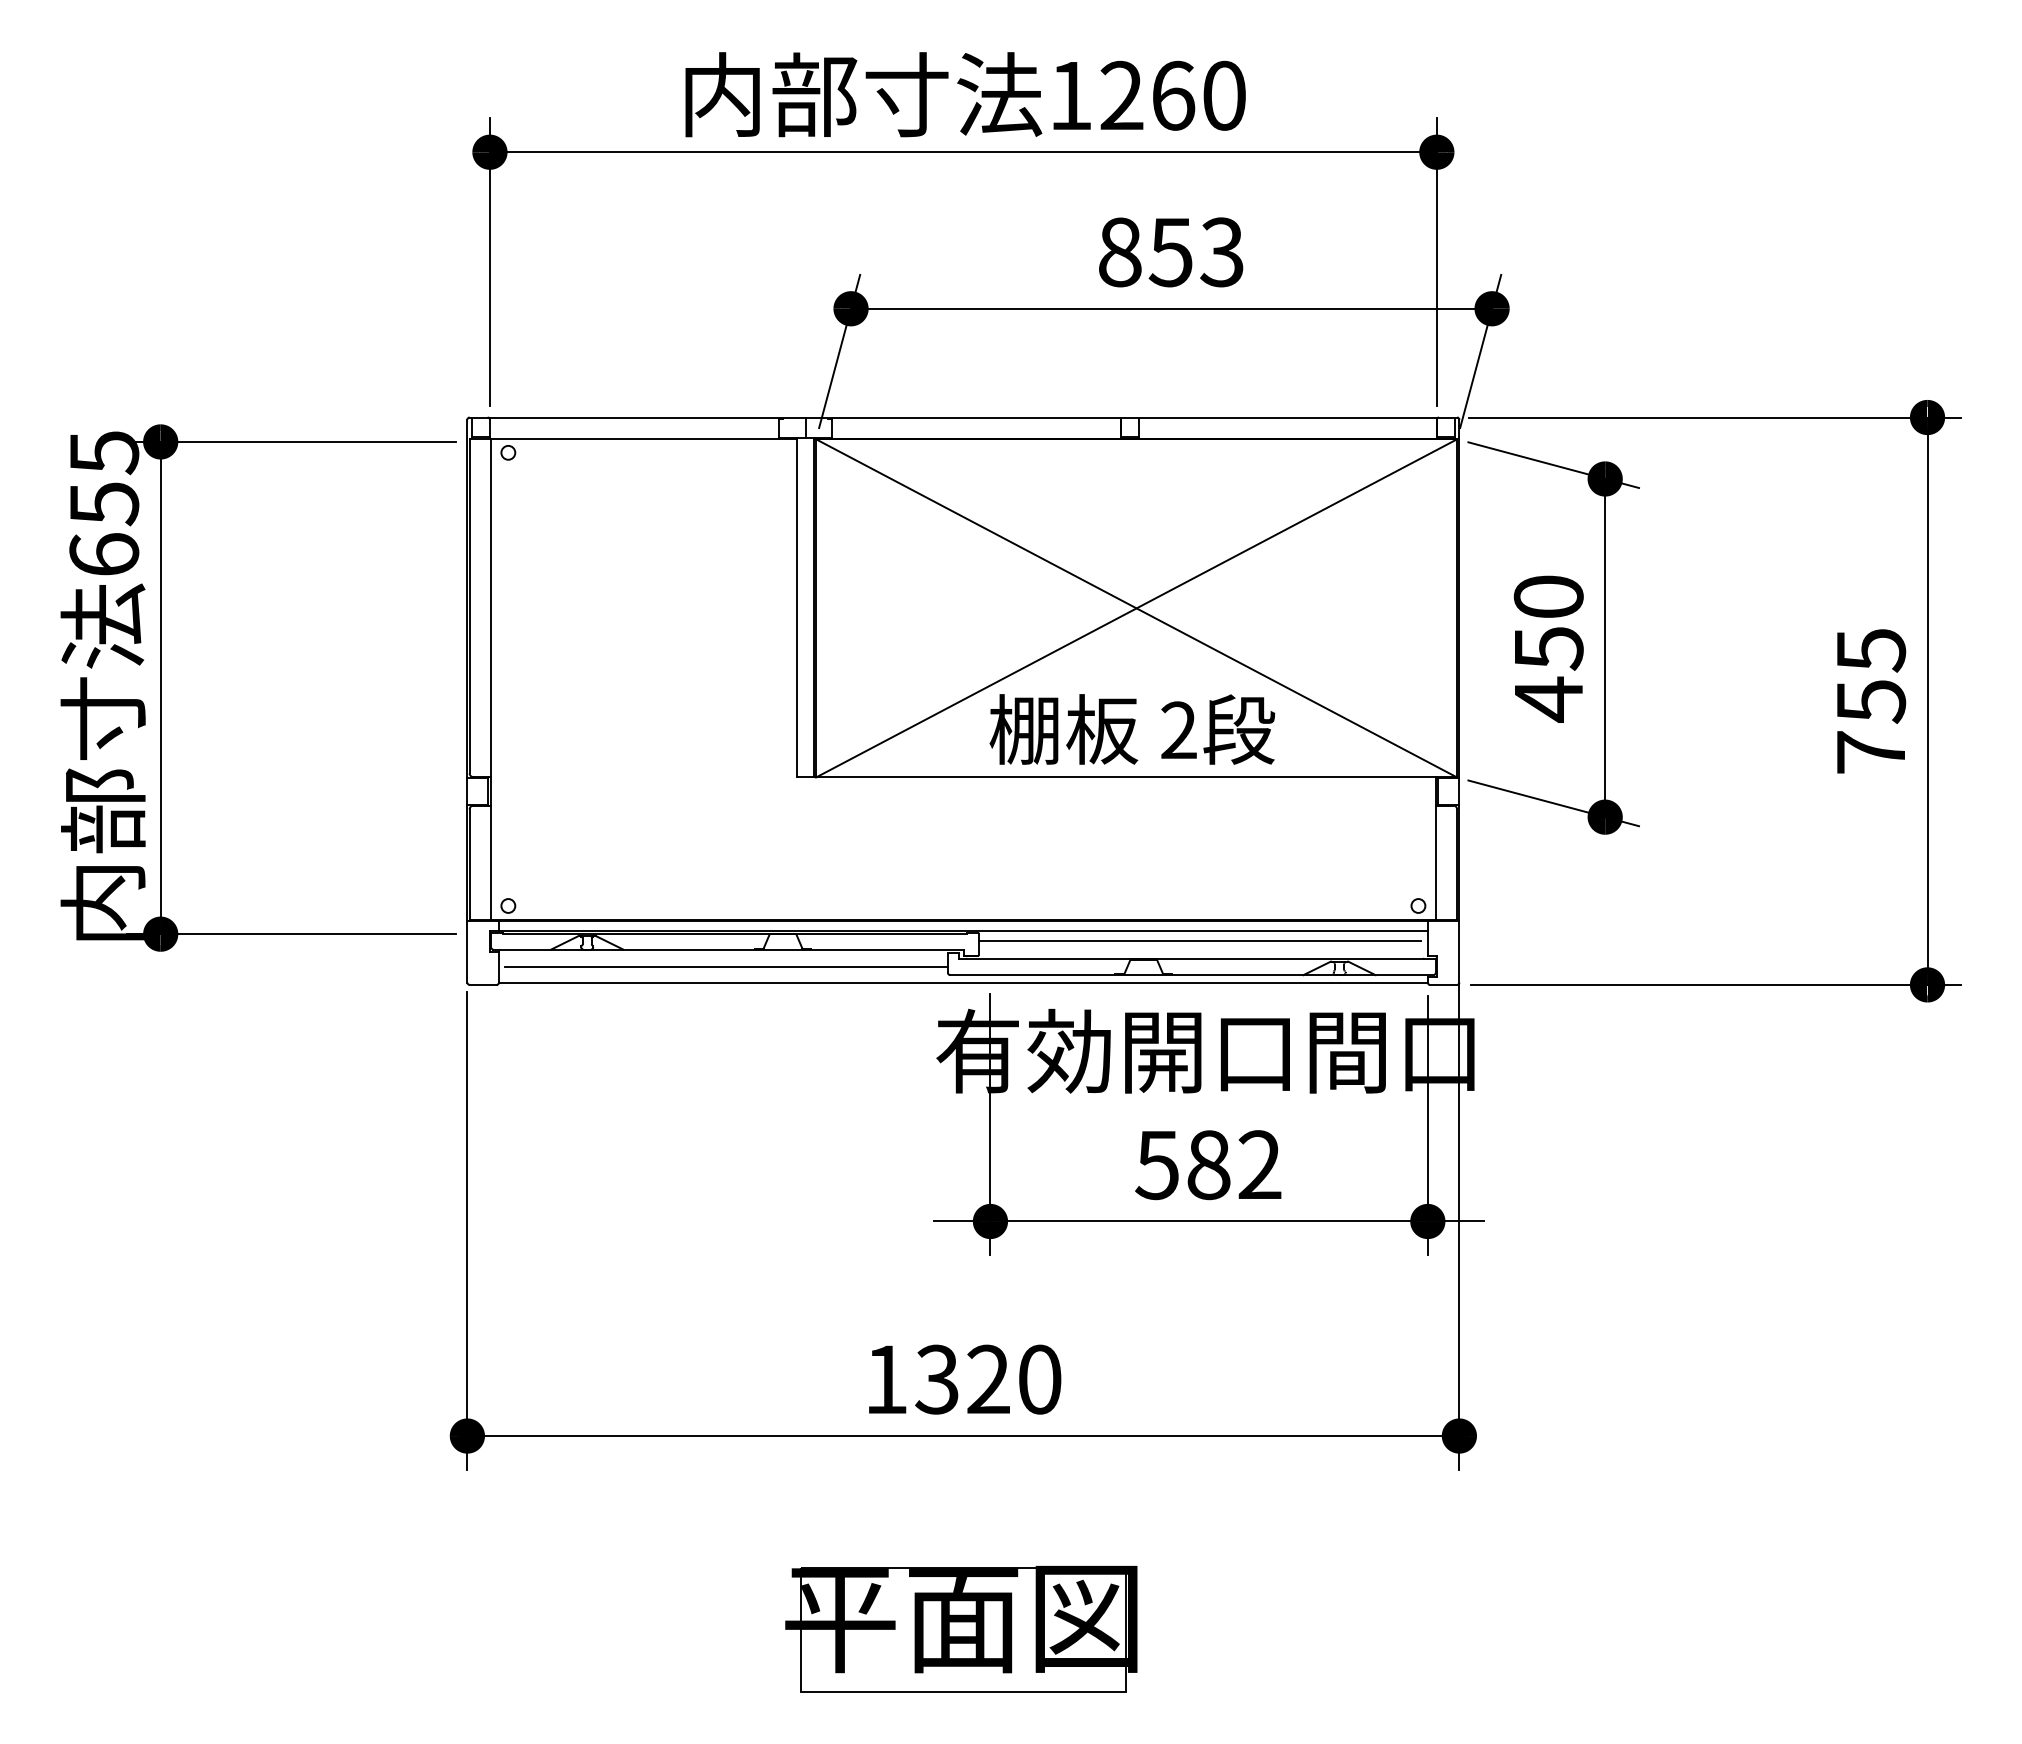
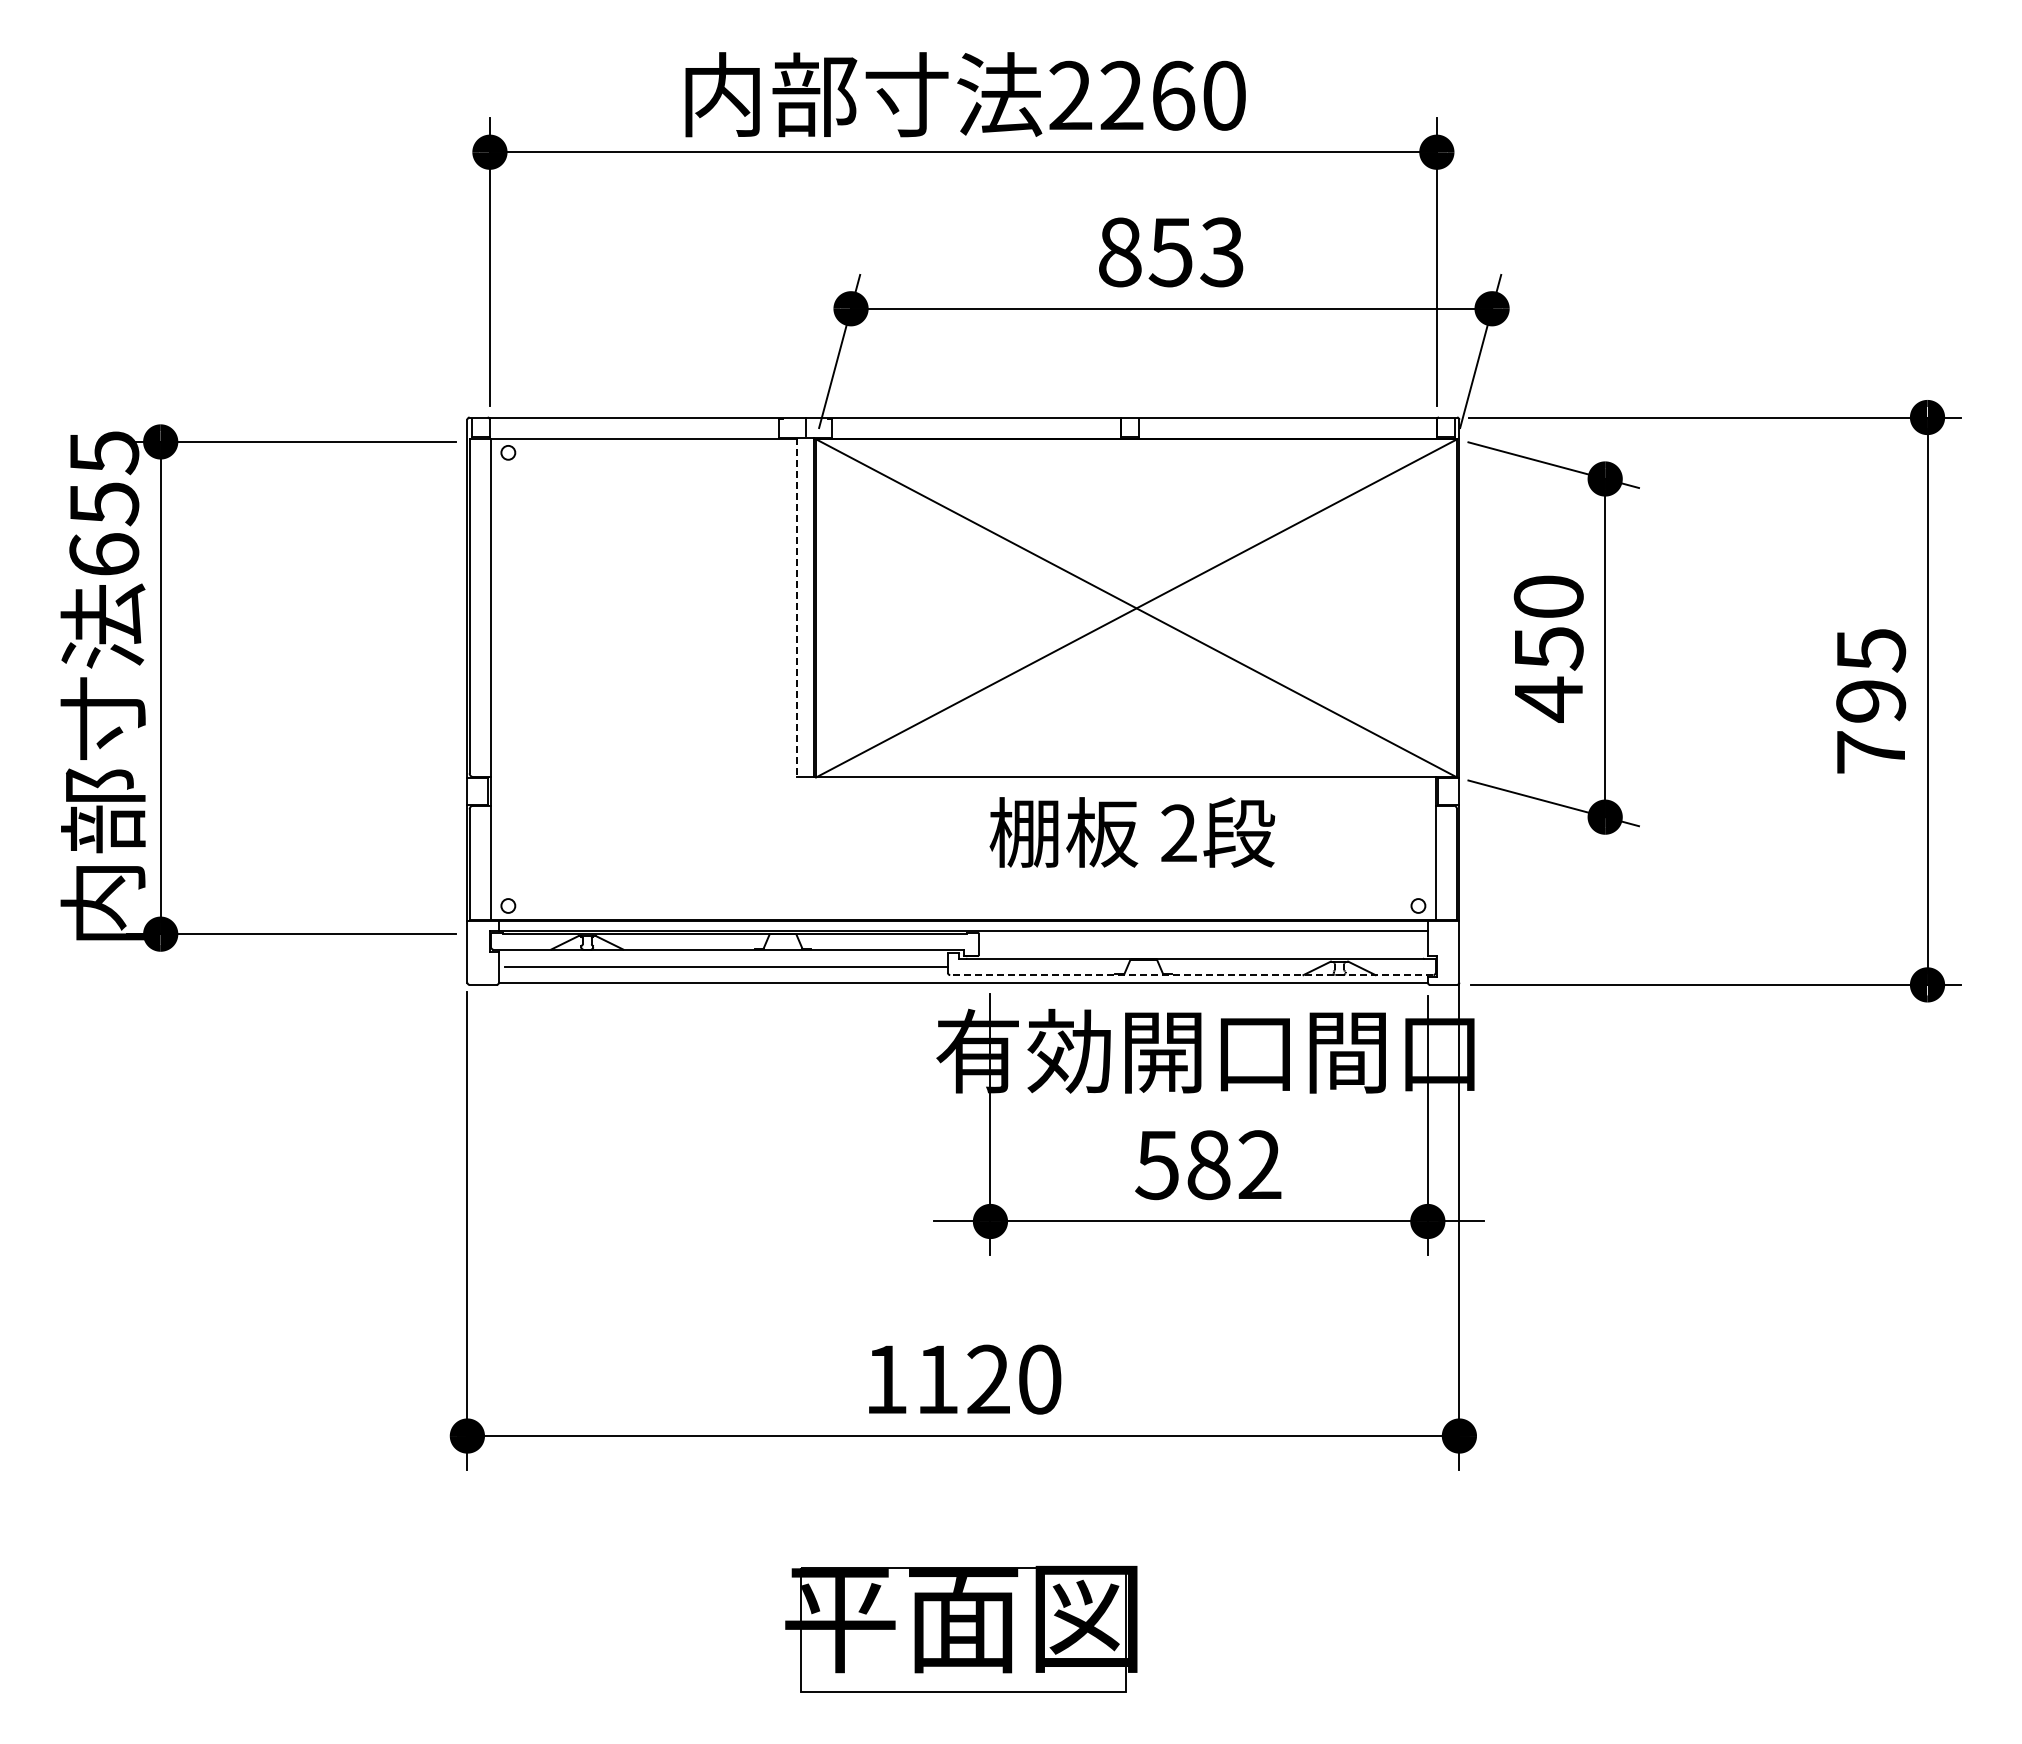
text: 1260 -> 2260 (1070, 94)
line: solid -> dashed (797, 607)
text: 755 -> 795 (1871, 702)
text position: (1132, 729) -> (1132, 832) (1132, 832)
line: present -> none (1199, 941)
line: solid -> dashed (1191, 975)
text: 1320 -> 1120 (936, 1379)
